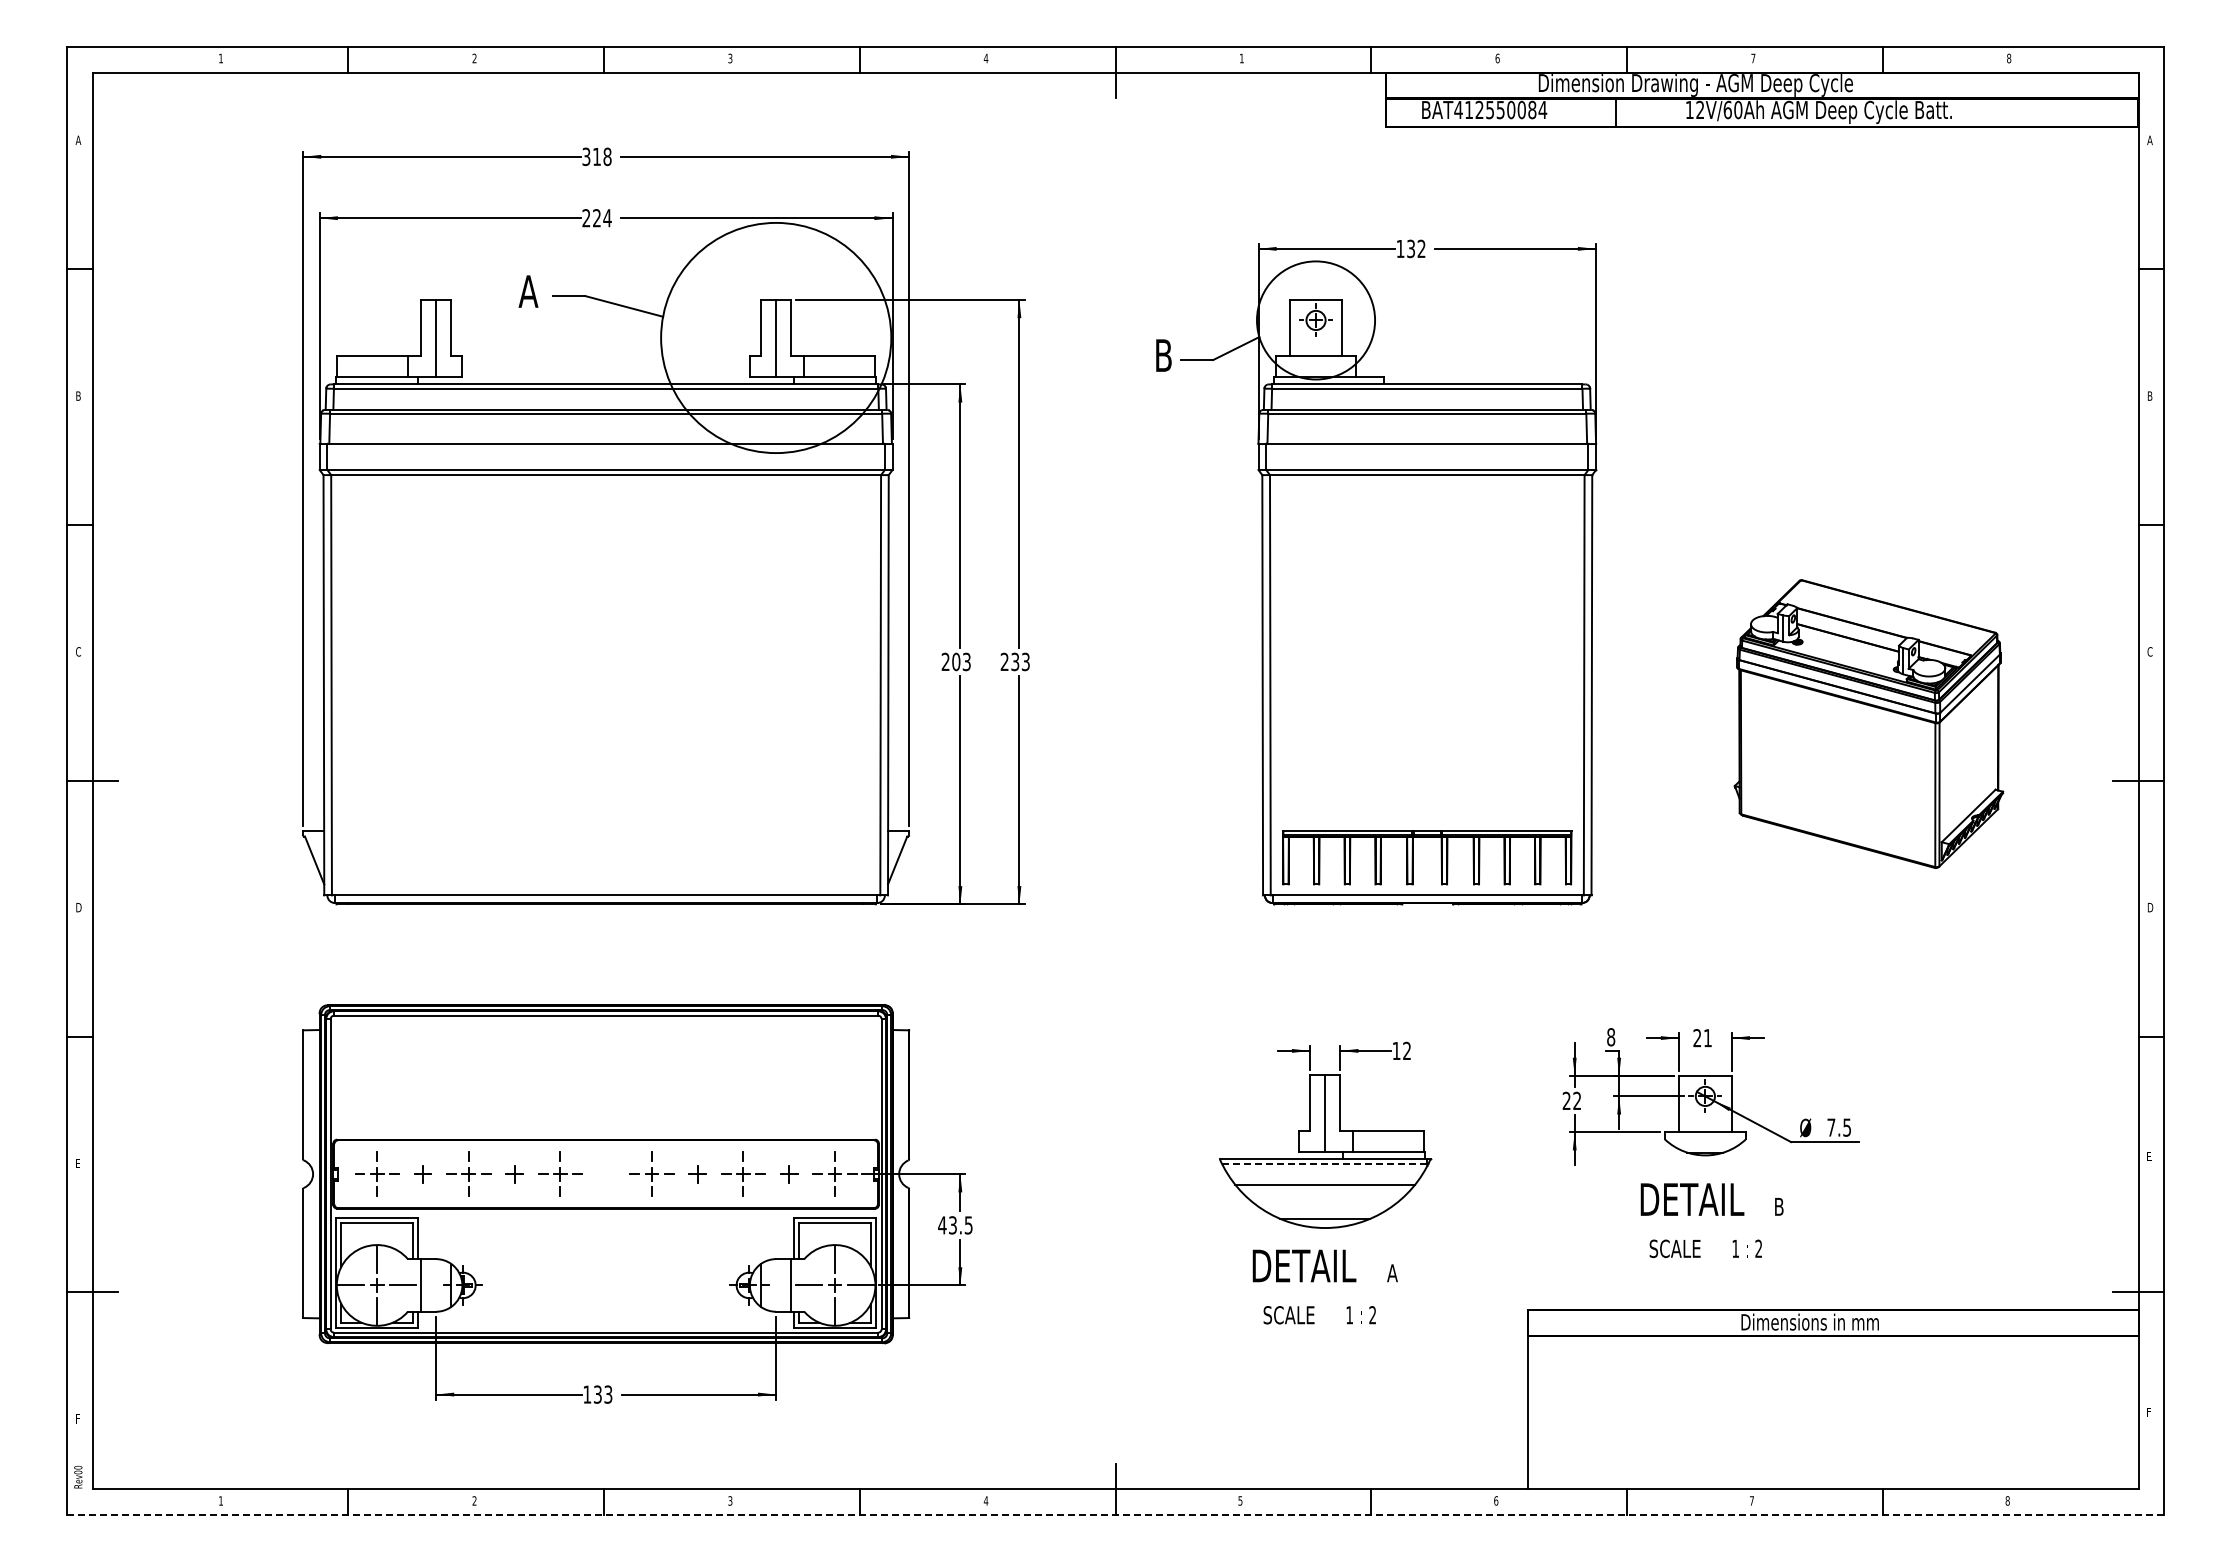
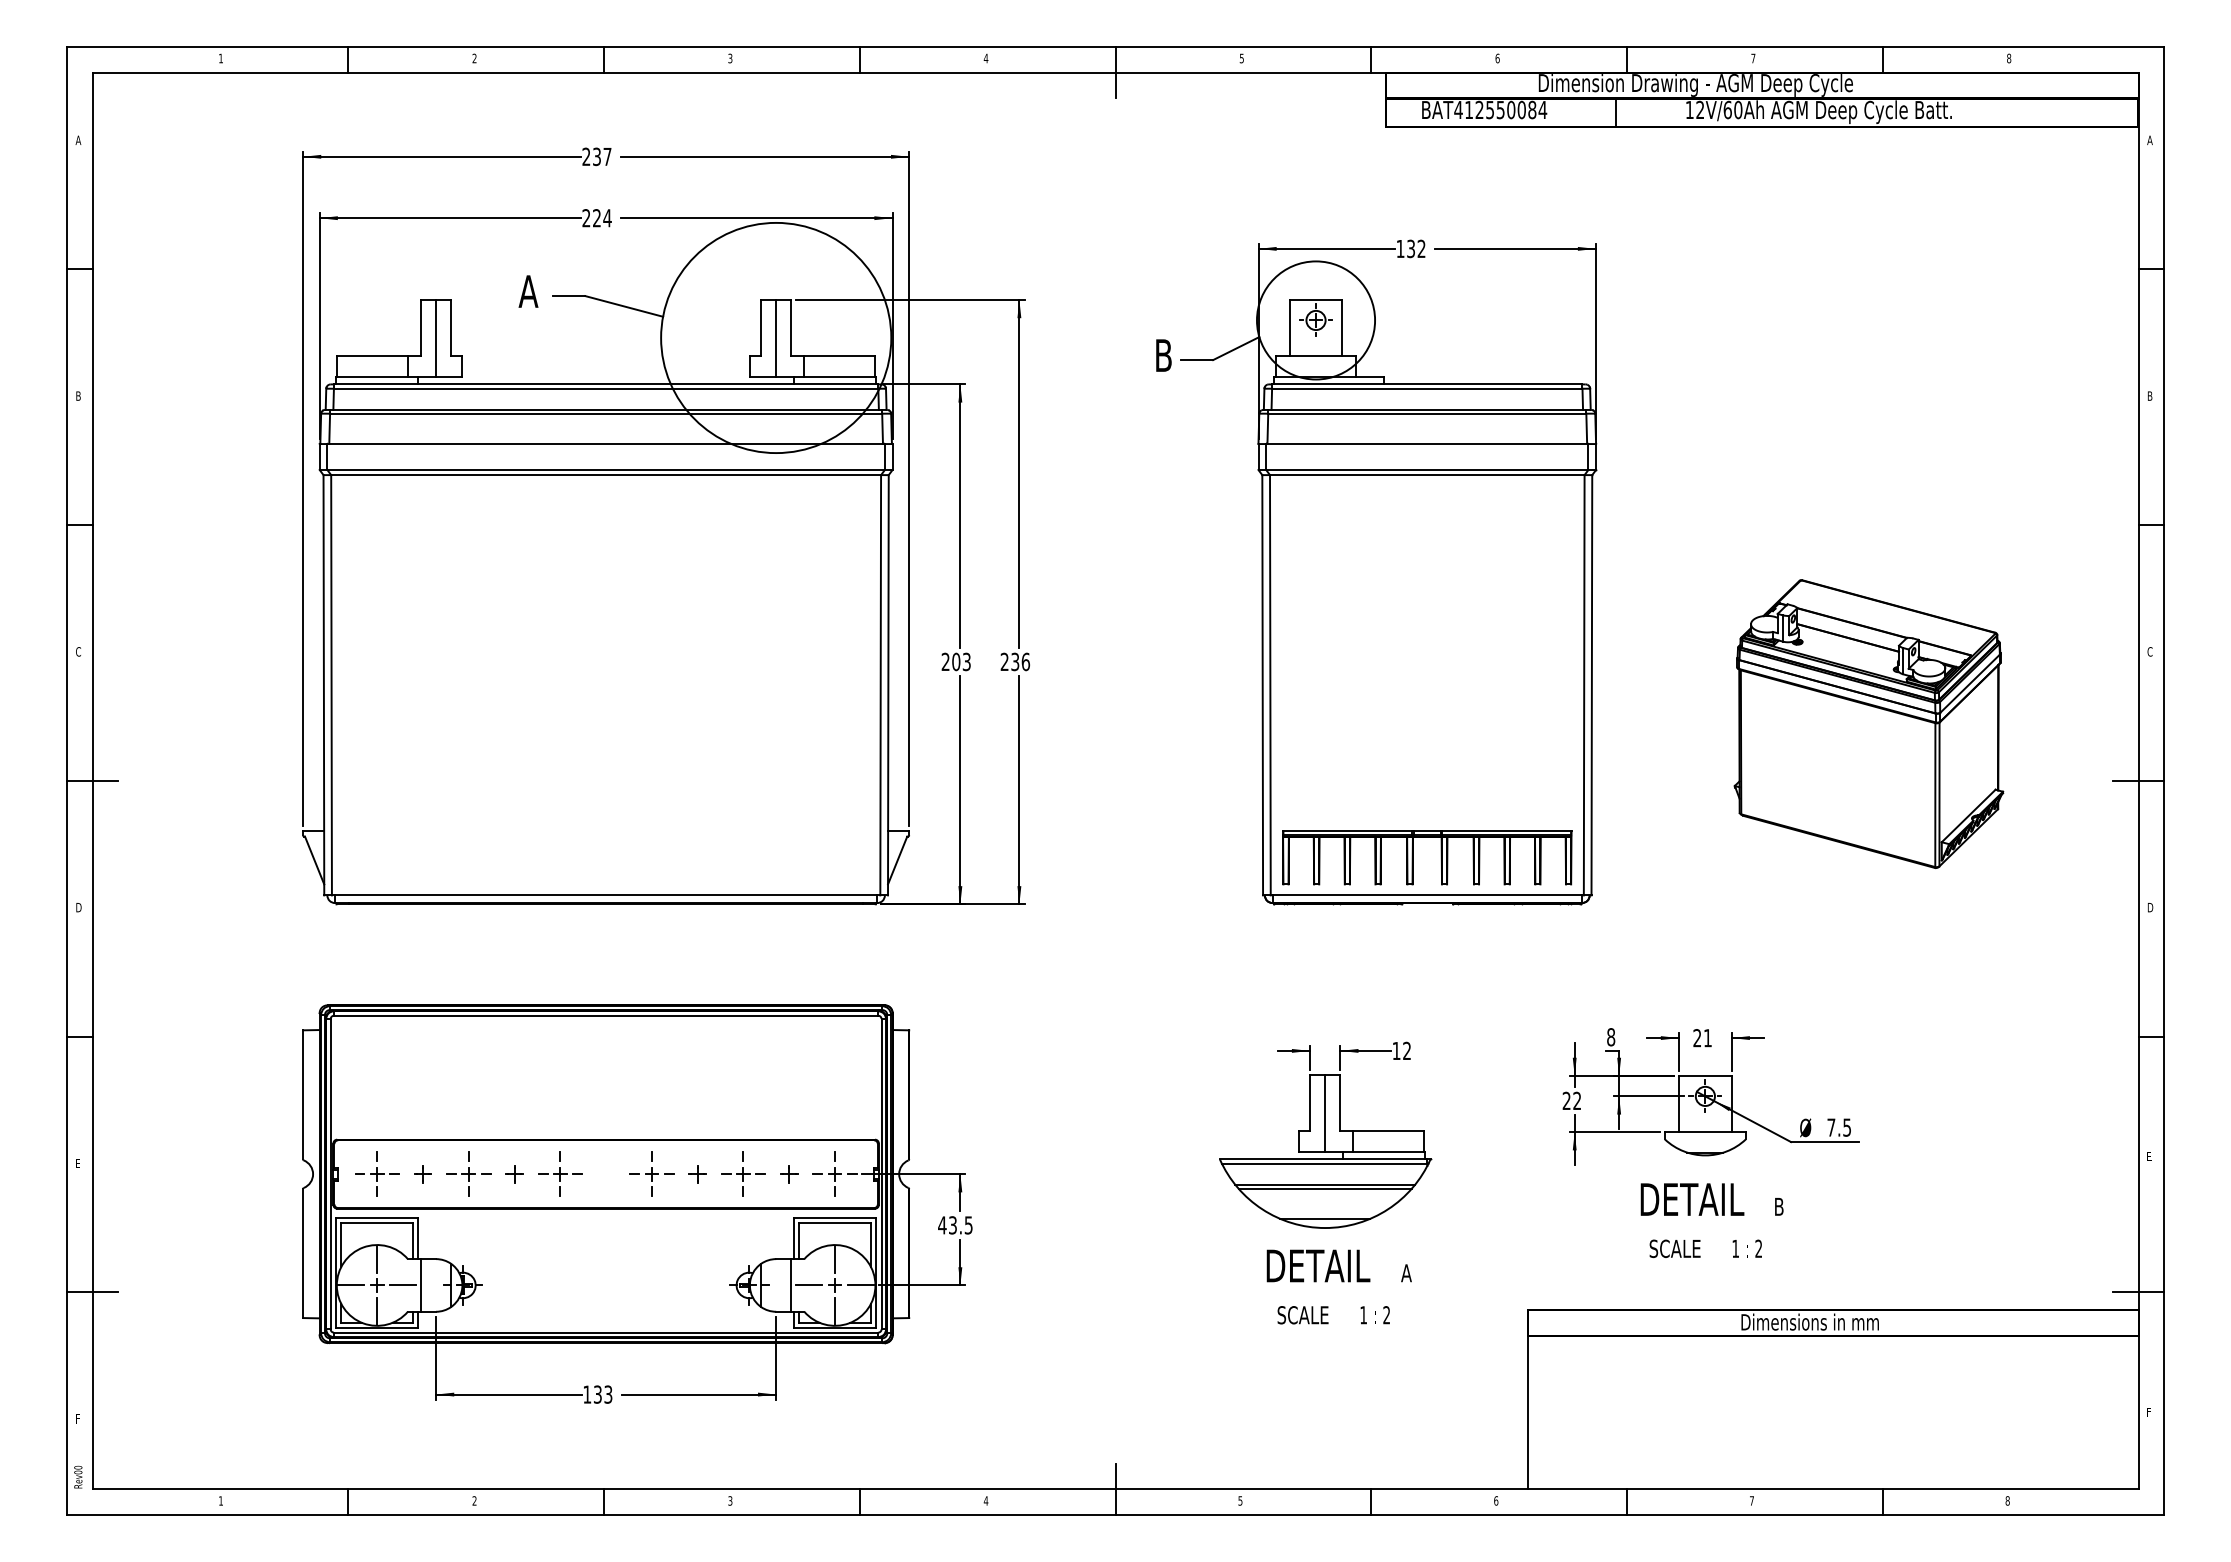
text: 1 -> 5 (1241, 58)
text: 318 -> 237 (596, 156)
text: 233 -> 236 (1025, 661)
line: dashed -> solid (1324, 1163)
line: none -> present (1324, 1188)
text position: (1324, 1286) -> (1338, 1286) (1338, 1286)
line: dashed -> solid (1115, 1514)
